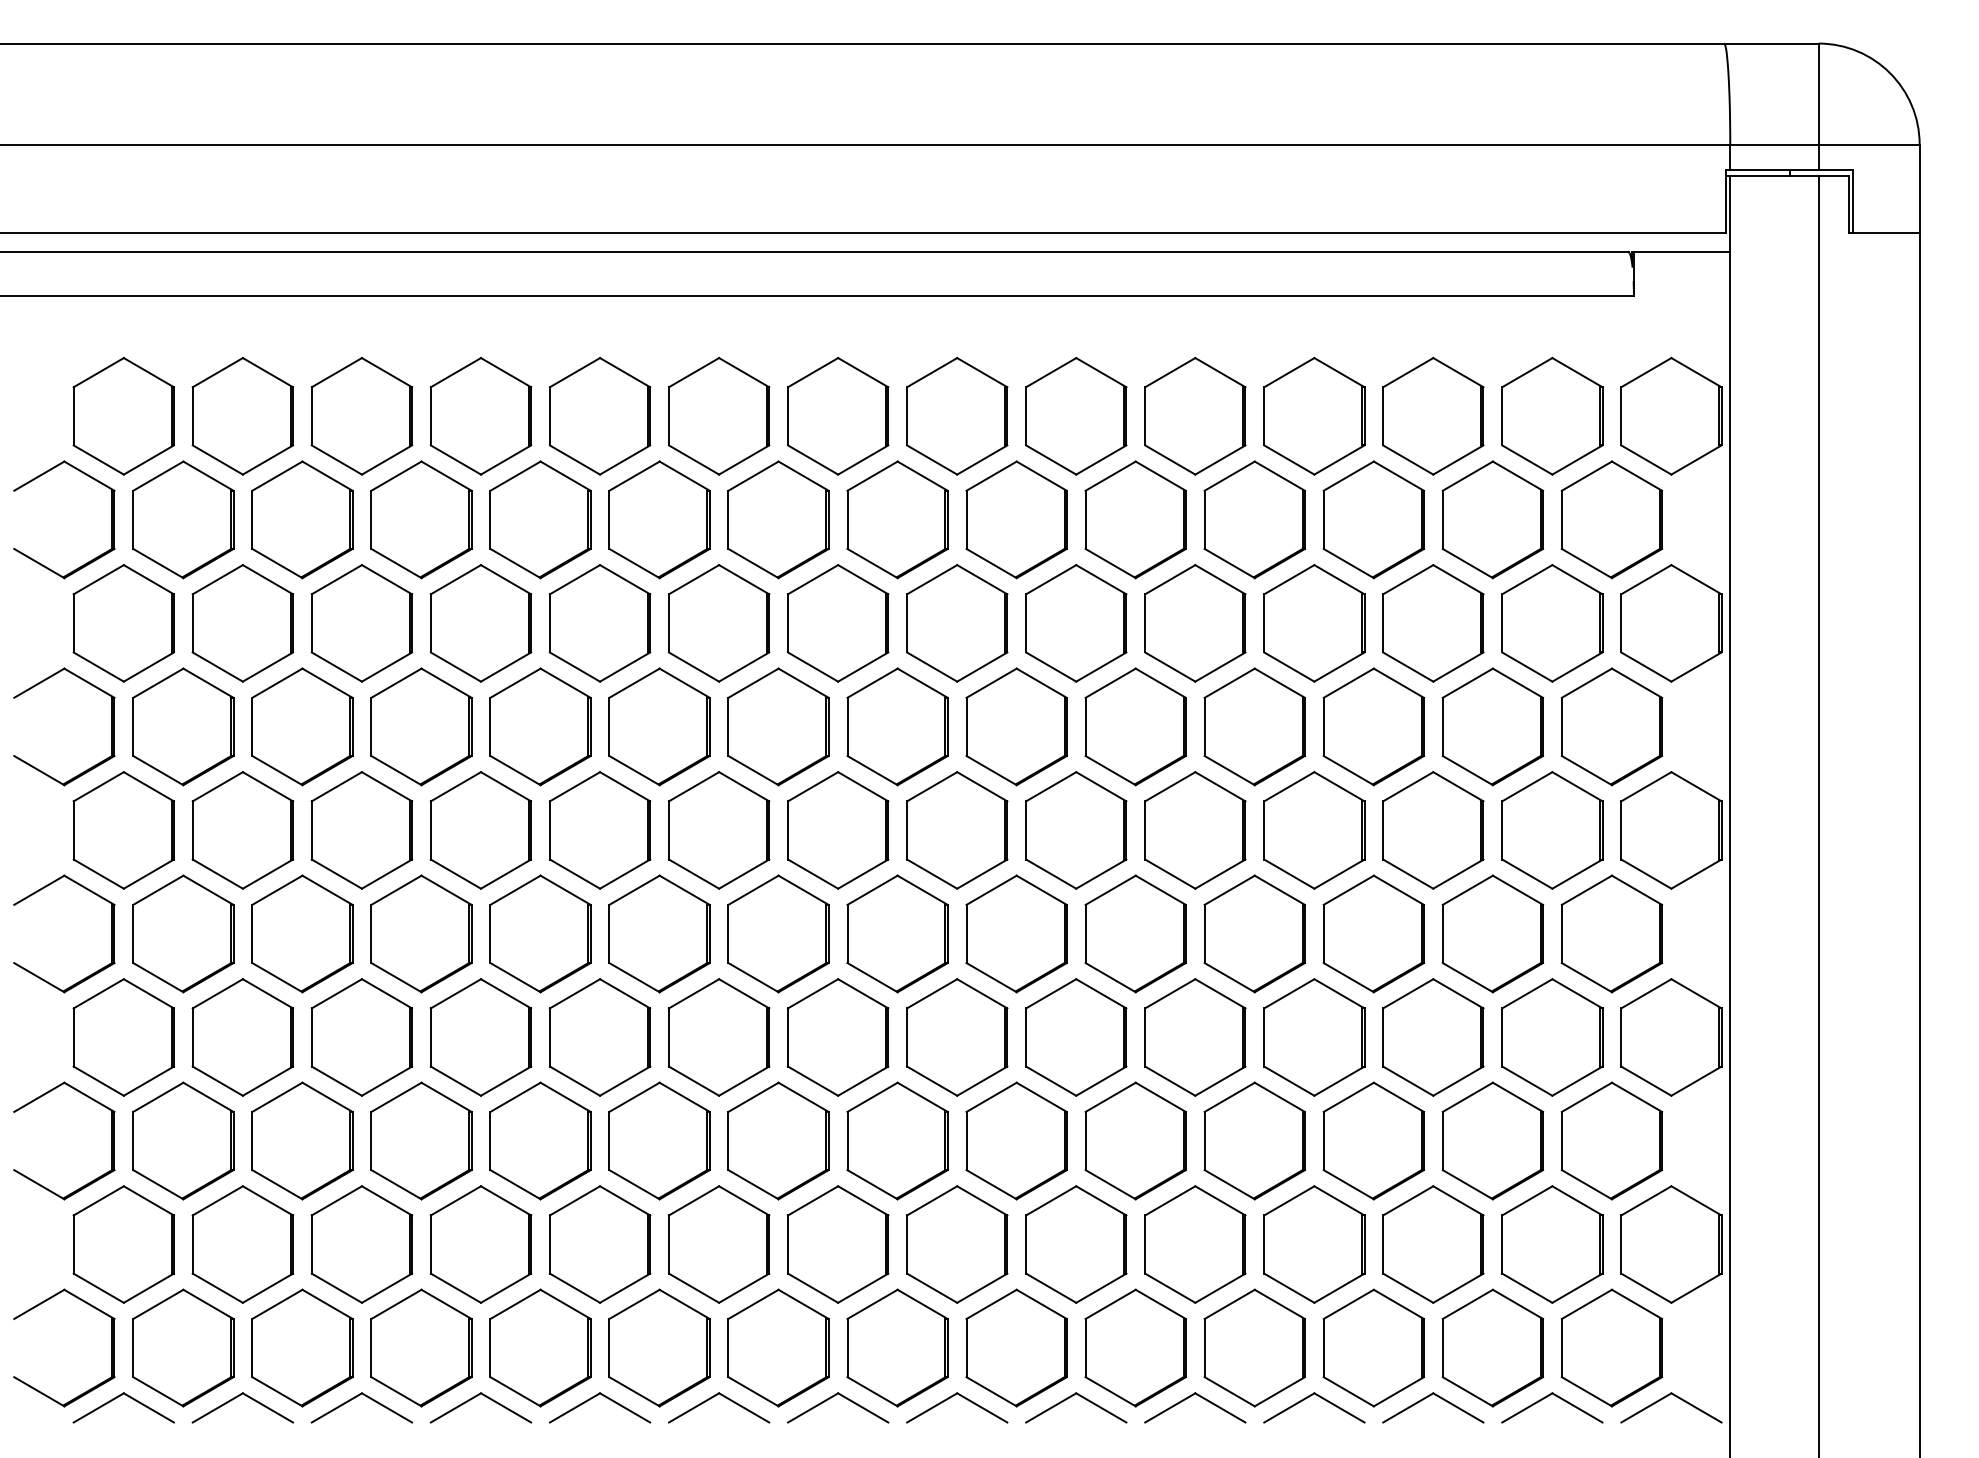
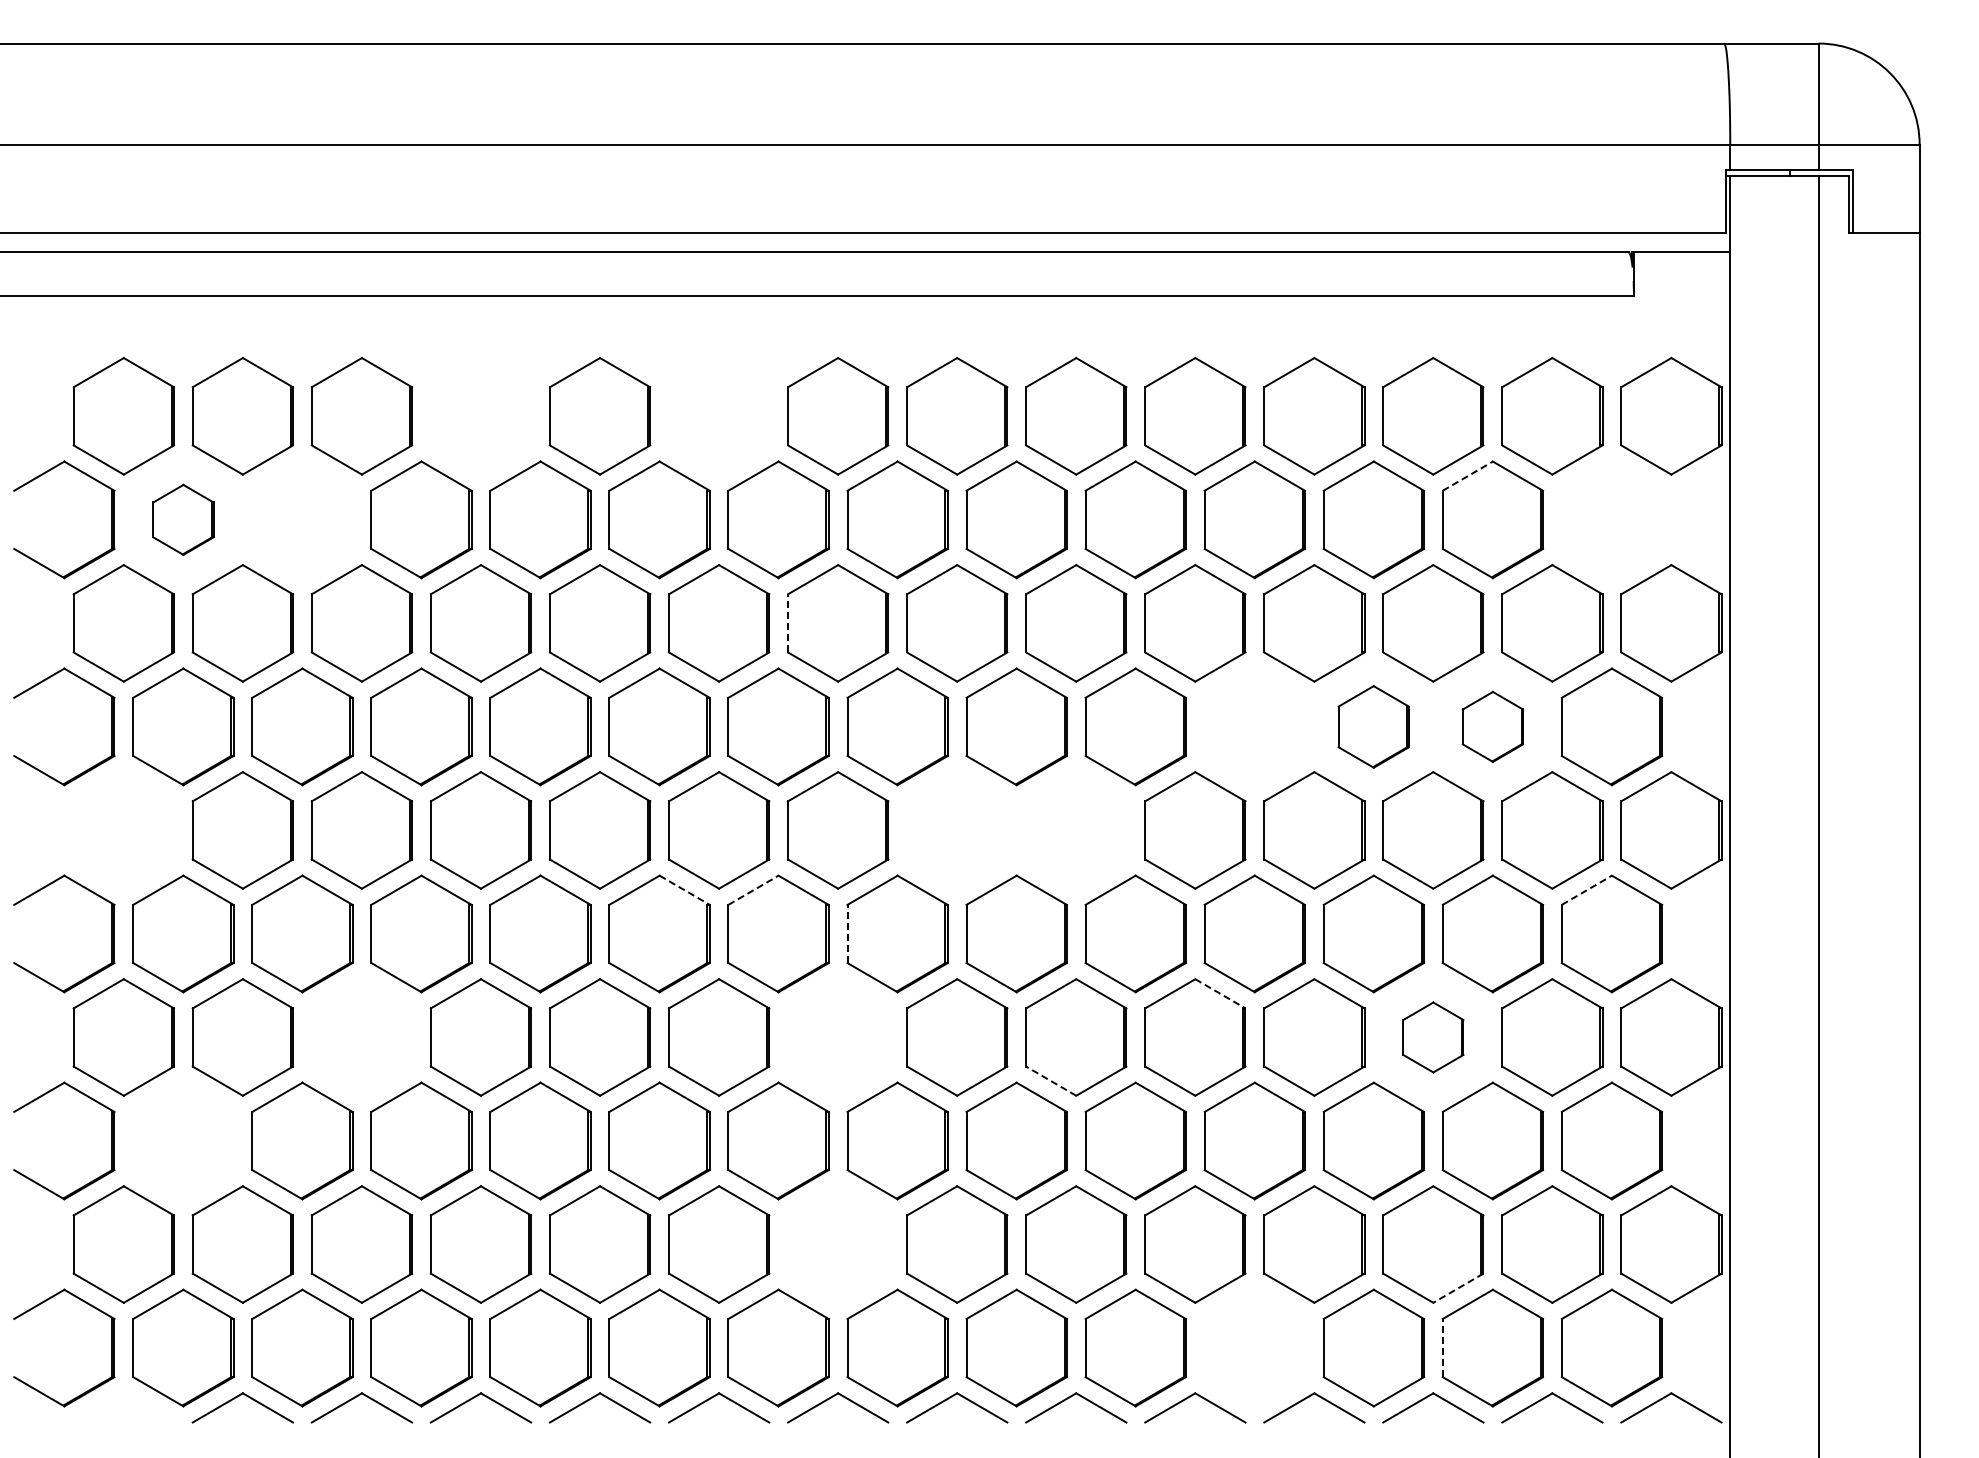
part: present -> none (480, 416)
part: present -> none (719, 416)
line: solid -> dashed (1467, 476)
part size: 103x120 px -> 63x73 px (183, 519)
part: present -> none (302, 519)
part: present -> none (1611, 519)
line: solid -> dashed (788, 622)
part: present -> none (1254, 726)
part size: 103x120 px -> 73x84 px (1373, 726)
part size: 104x120 px -> 64x73 px (1492, 726)
part: present -> none (123, 830)
part: present -> none (957, 830)
part: present -> none (1076, 830)
line: solid -> dashed (684, 890)
line: solid -> dashed (753, 890)
line: solid -> dashed (1586, 890)
line: solid -> dashed (847, 933)
line: solid -> dashed (1220, 993)
part: present -> none (361, 1037)
part: present -> none (838, 1037)
part size: 103x119 px -> 63x73 px (1433, 1037)
line: solid -> dashed (1051, 1081)
part: present -> none (183, 1140)
part: present -> none (838, 1244)
line: solid -> dashed (1458, 1288)
part: present -> none (1254, 1347)
line: solid -> dashed (1442, 1347)
part: present -> none (117, 1398)
